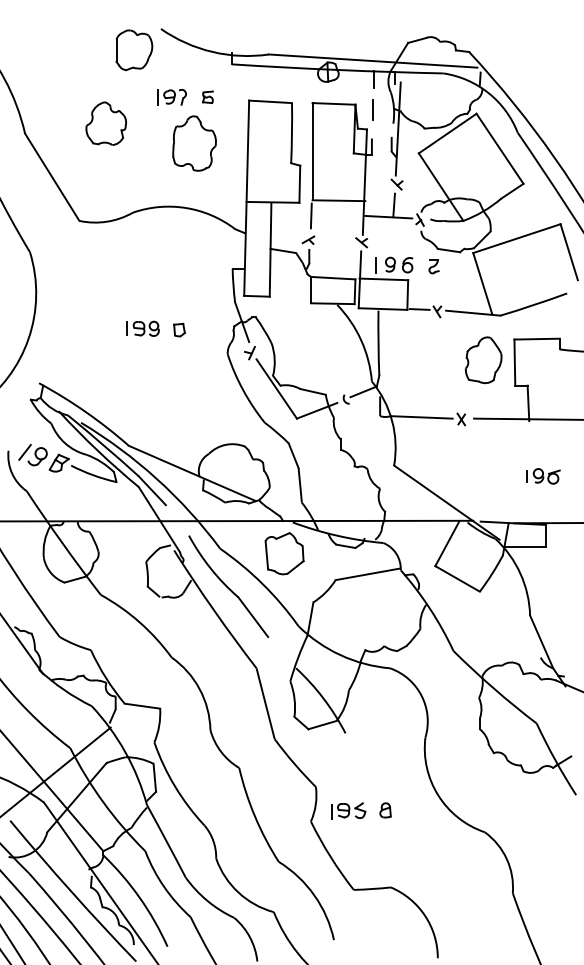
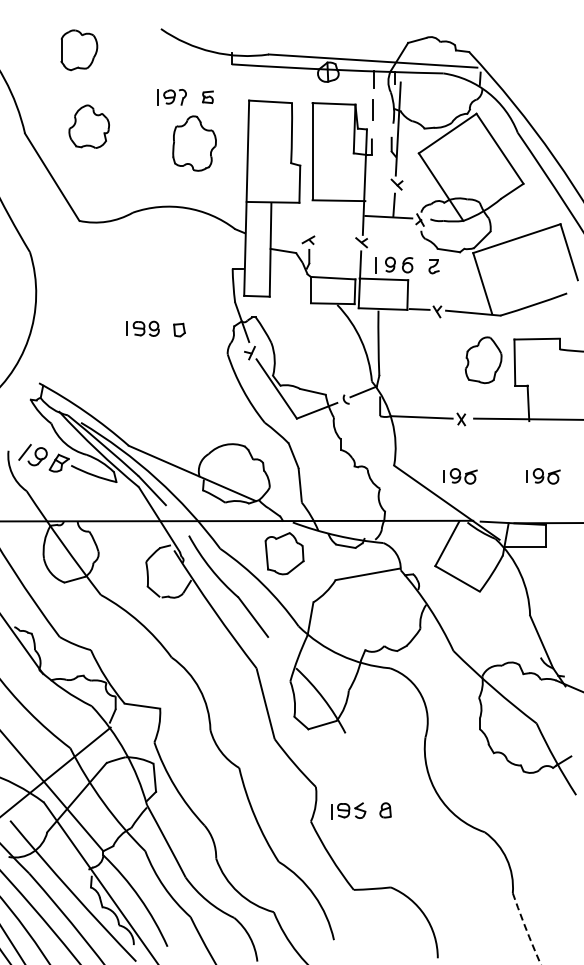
part position: (134, 50) -> (79, 50) (79, 50)
part position: (105, 123) -> (88, 126) (88, 126)
line: present -> none (310, 215)
part: none -> present (460, 476)
arc: solid -> dashed (526, 929)
